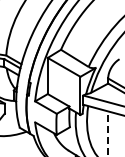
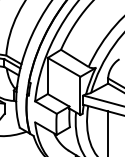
line: dashed -> solid (108, 134)
